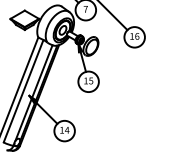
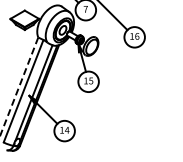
line: solid -> dashed (19, 86)
